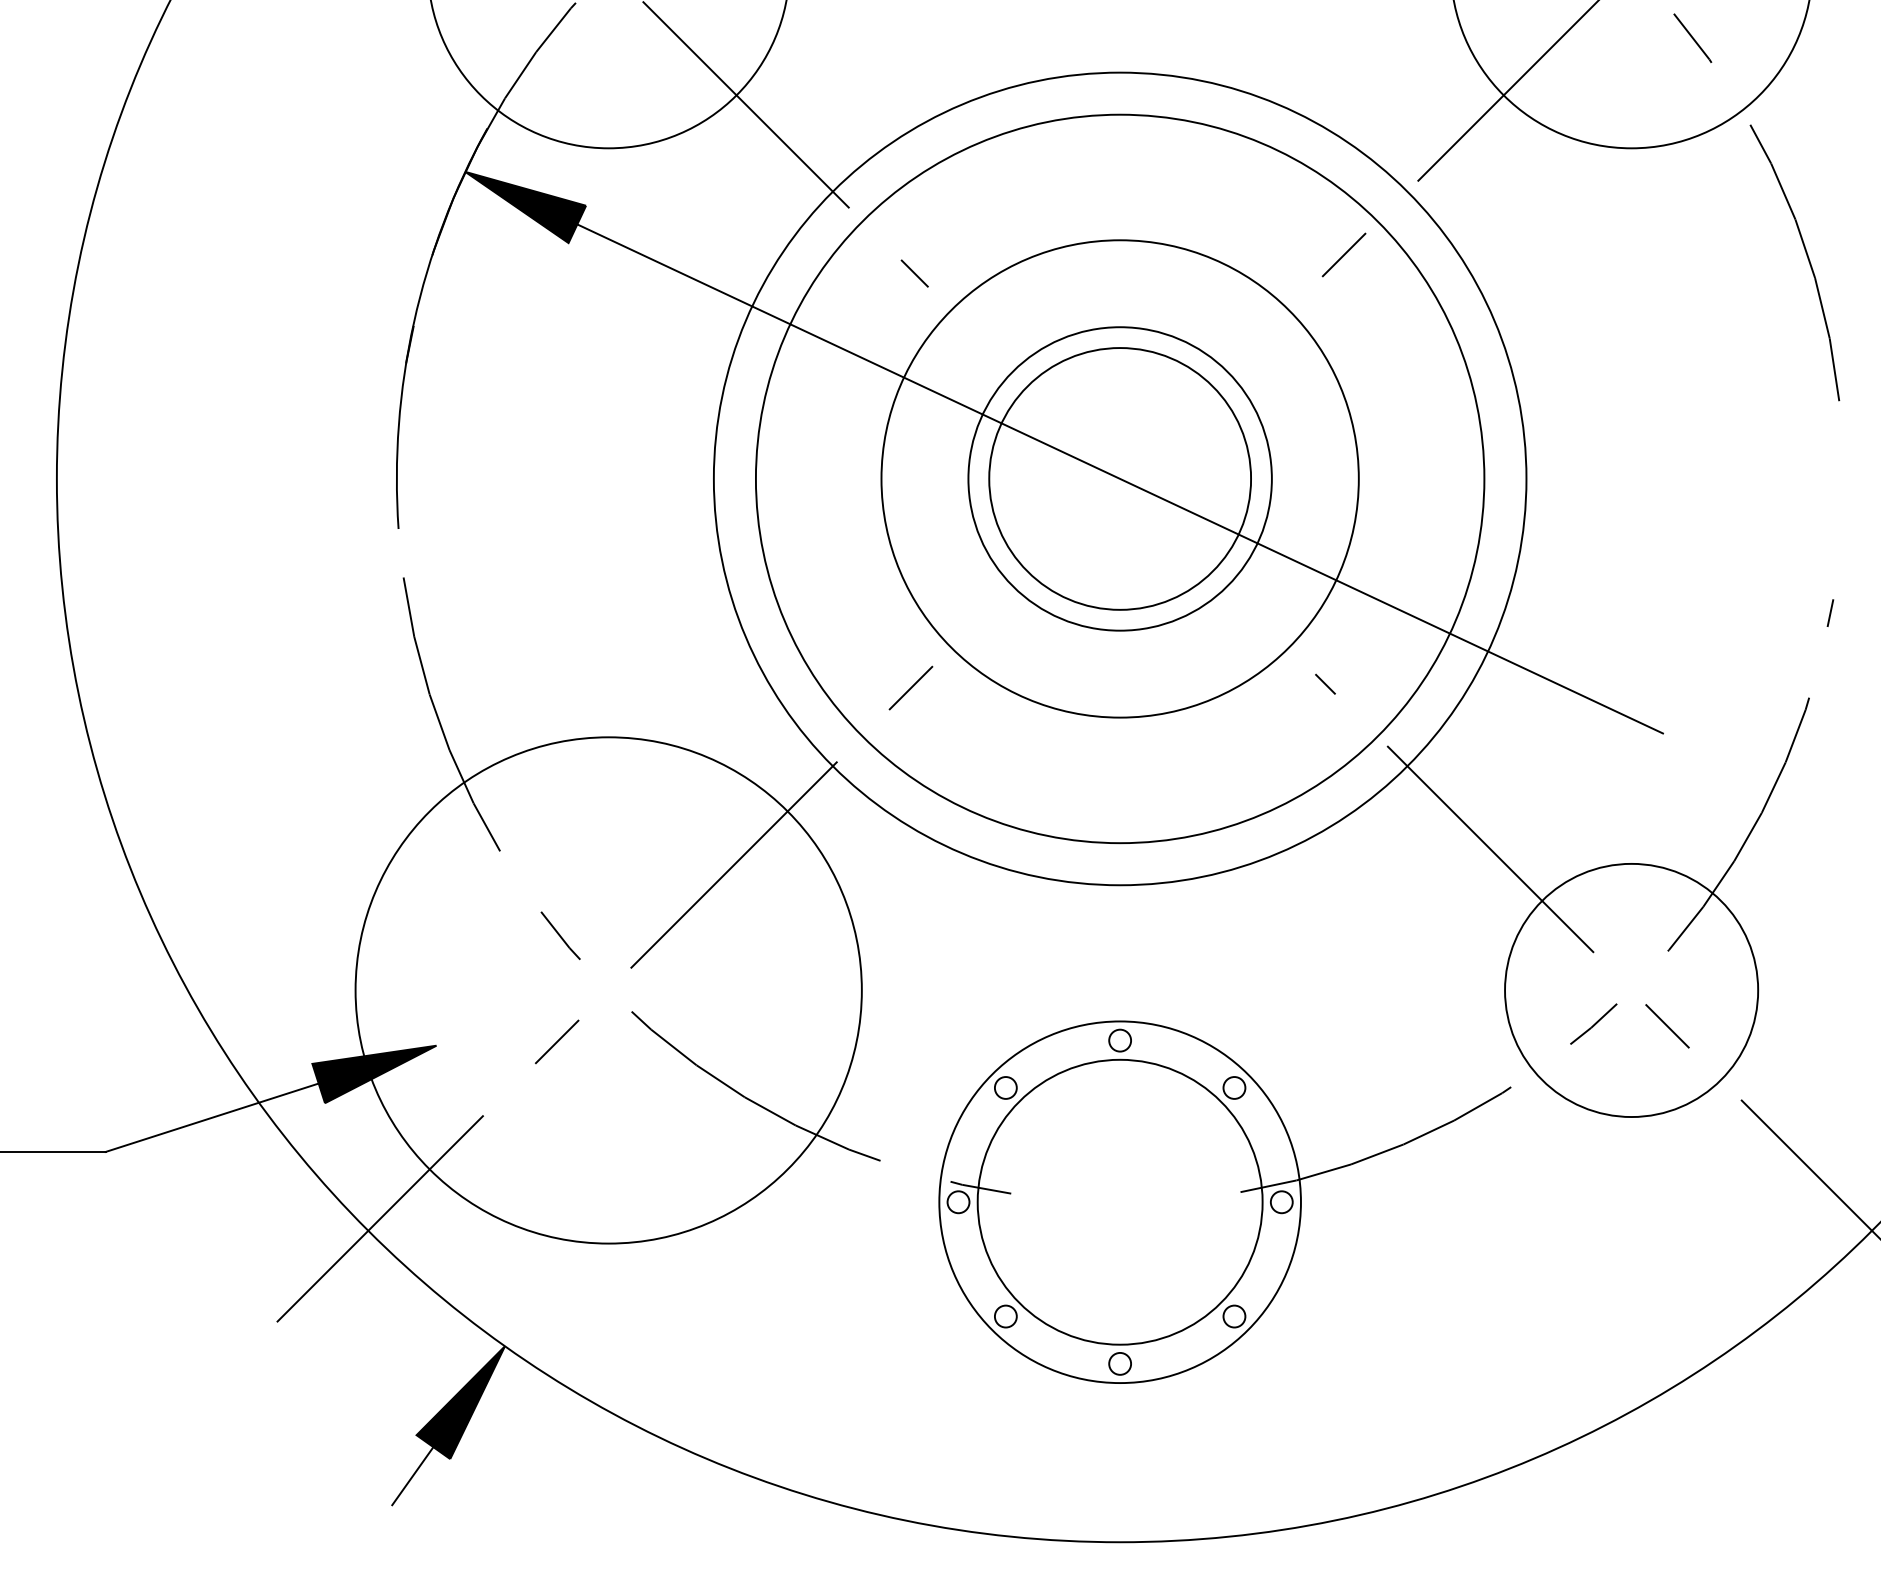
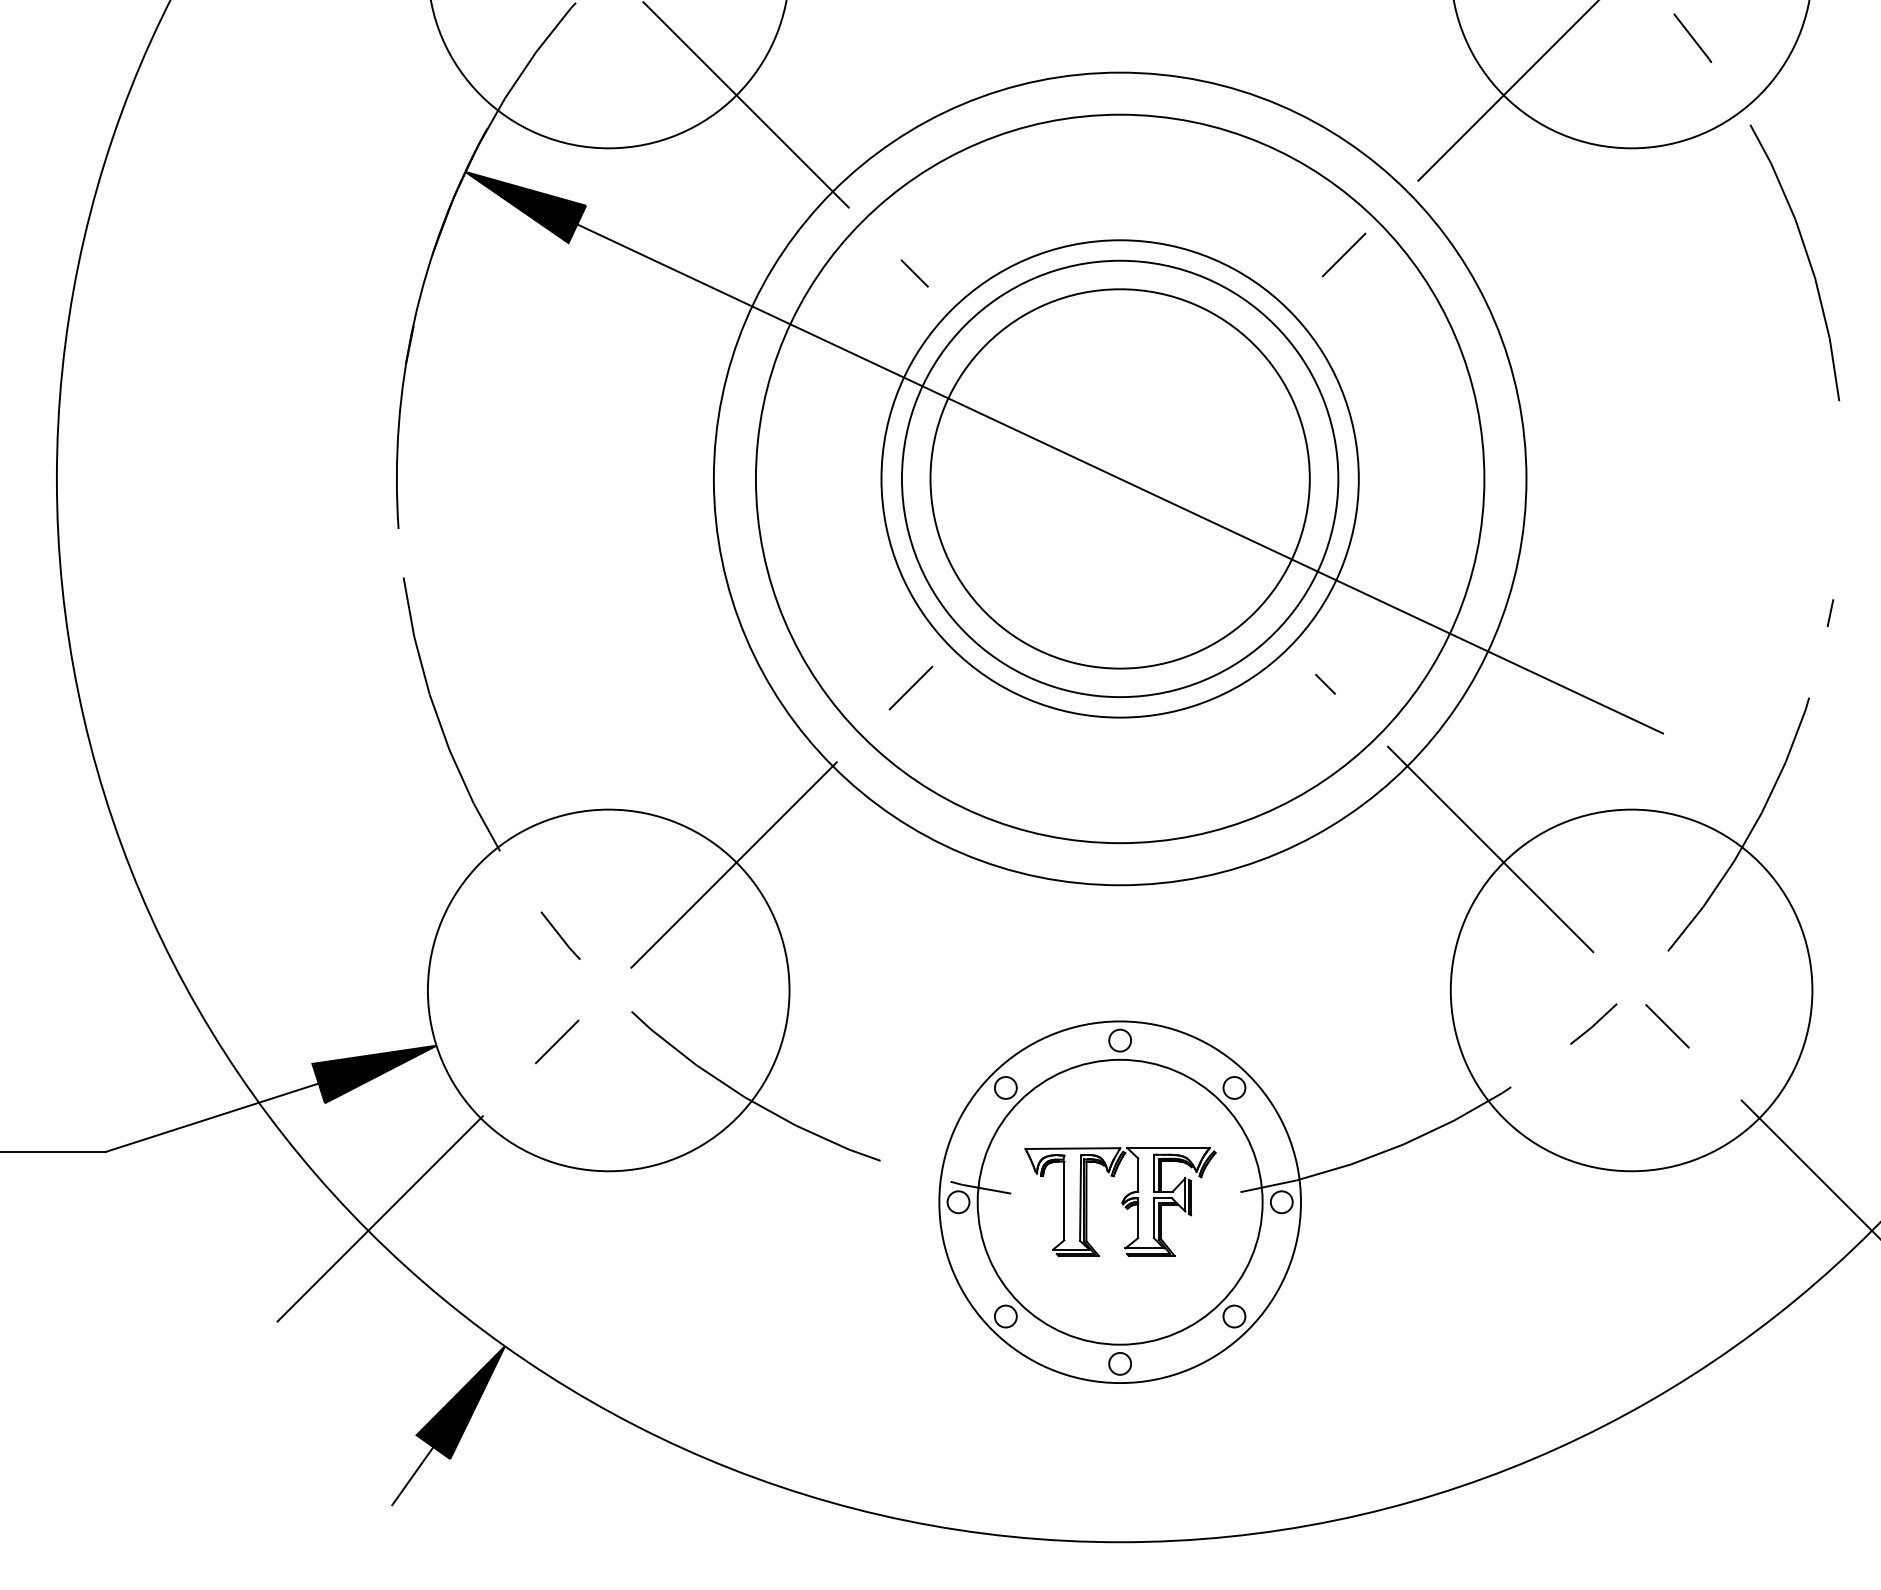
circle diameter: 303 px -> 379 px (1119, 478)
circle diameter: 262 px -> 436 px (1119, 478)
circle diameter: 506 px -> 362 px (608, 990)
circle diameter: 253 px -> 362 px (1631, 990)
part: none -> present (1120, 1202)
